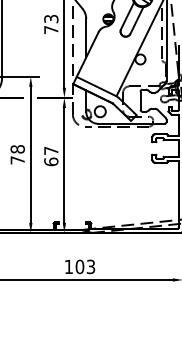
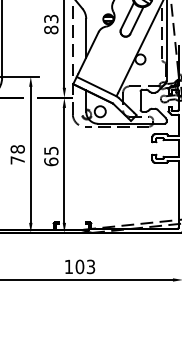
text: 73 -> 83 (51, 29)
text: 67 -> 65 (51, 150)
